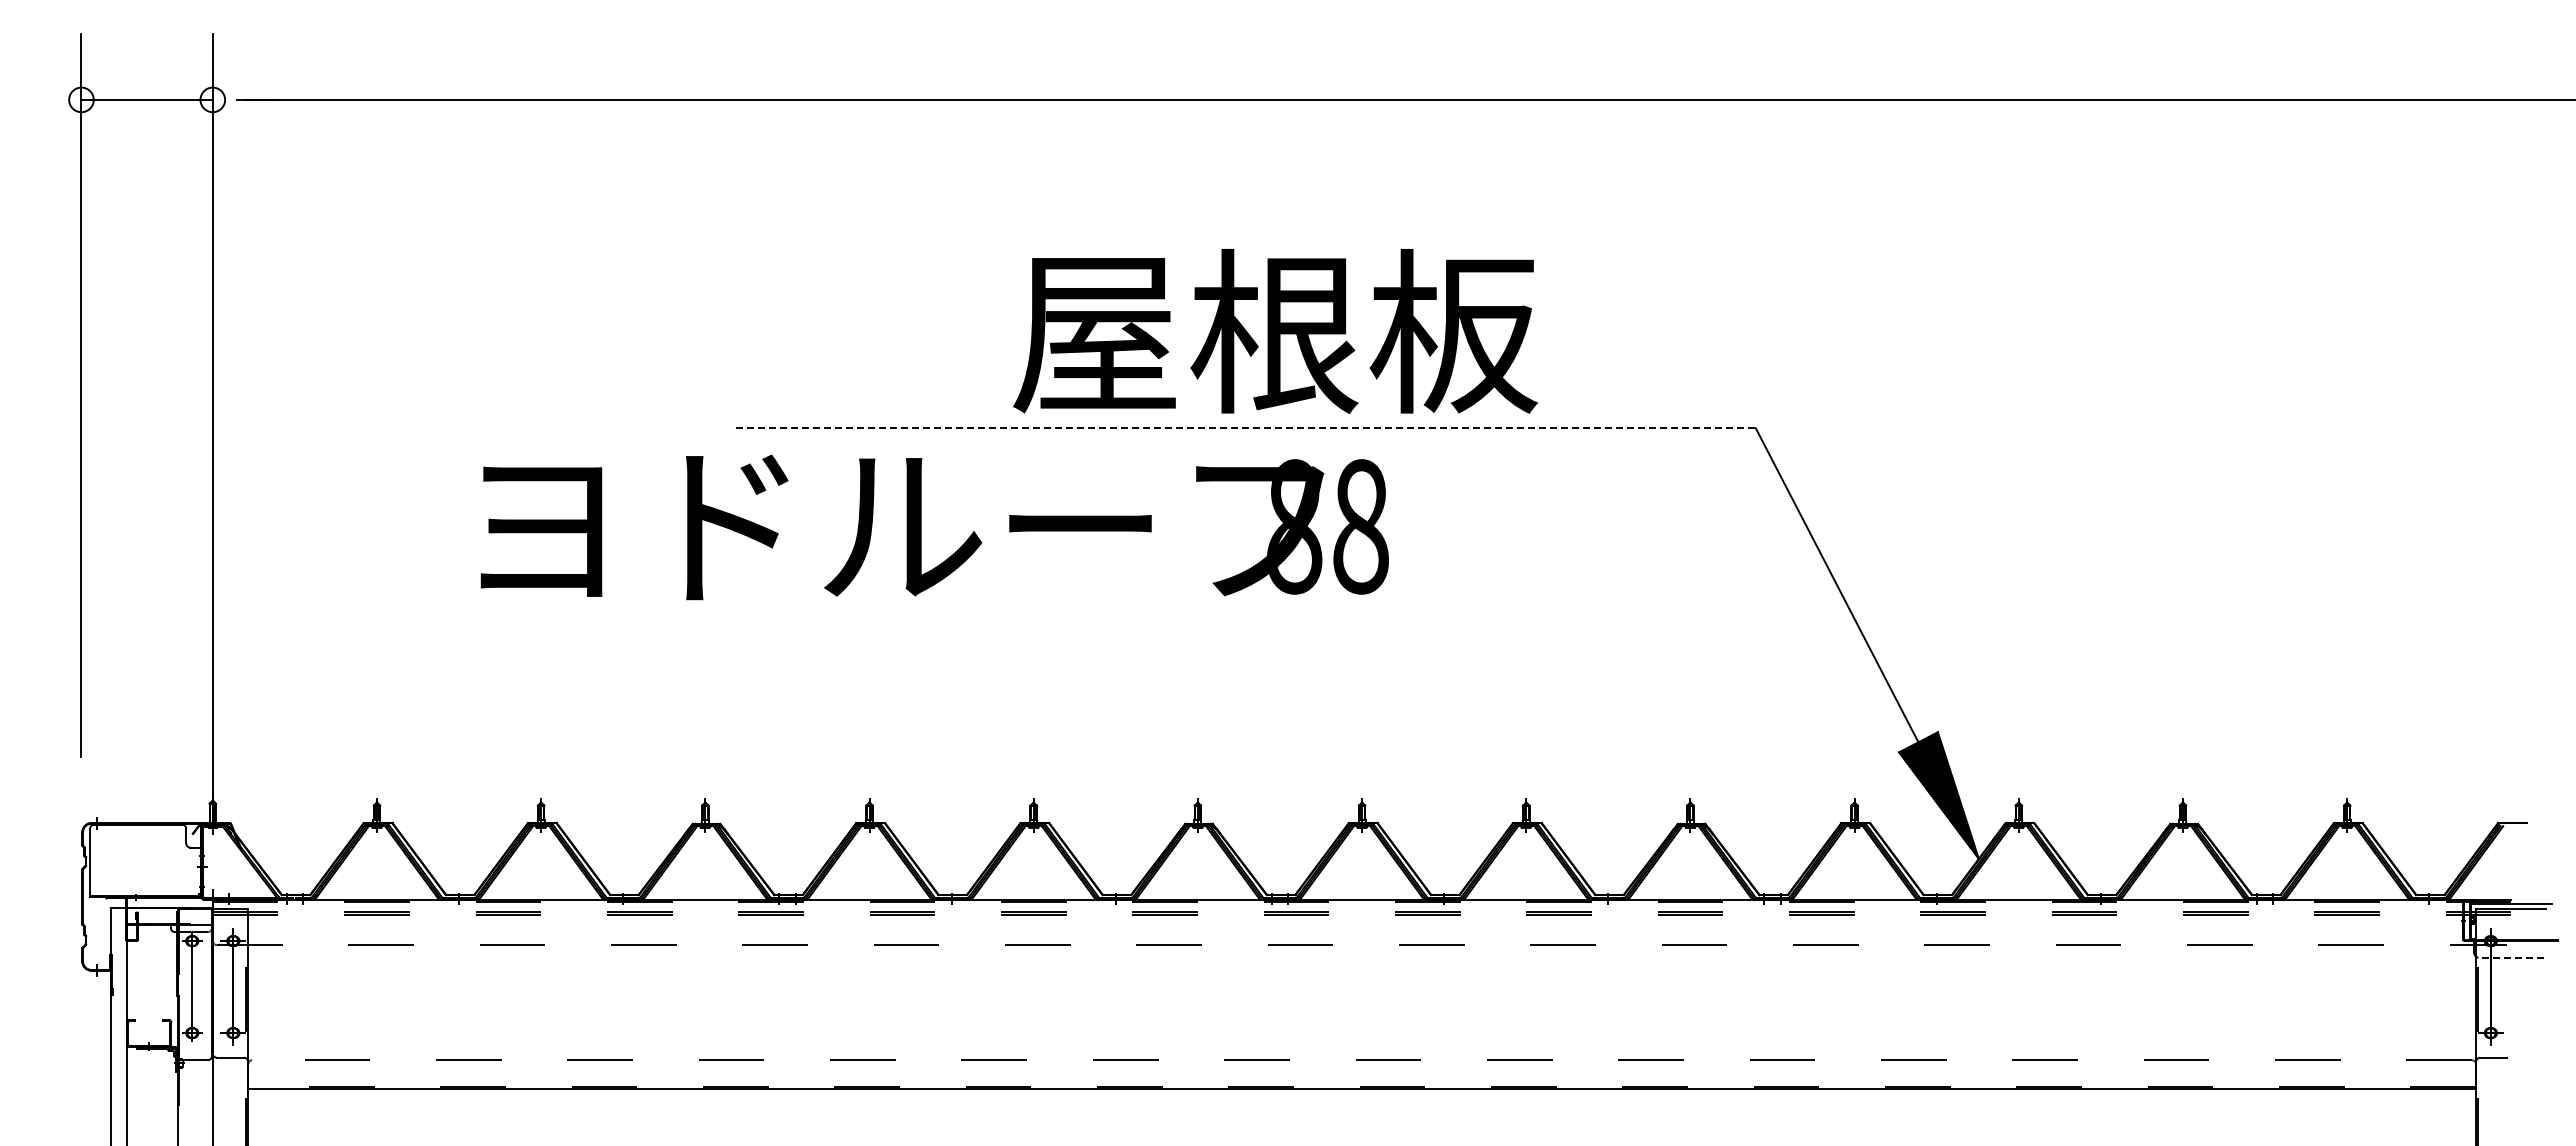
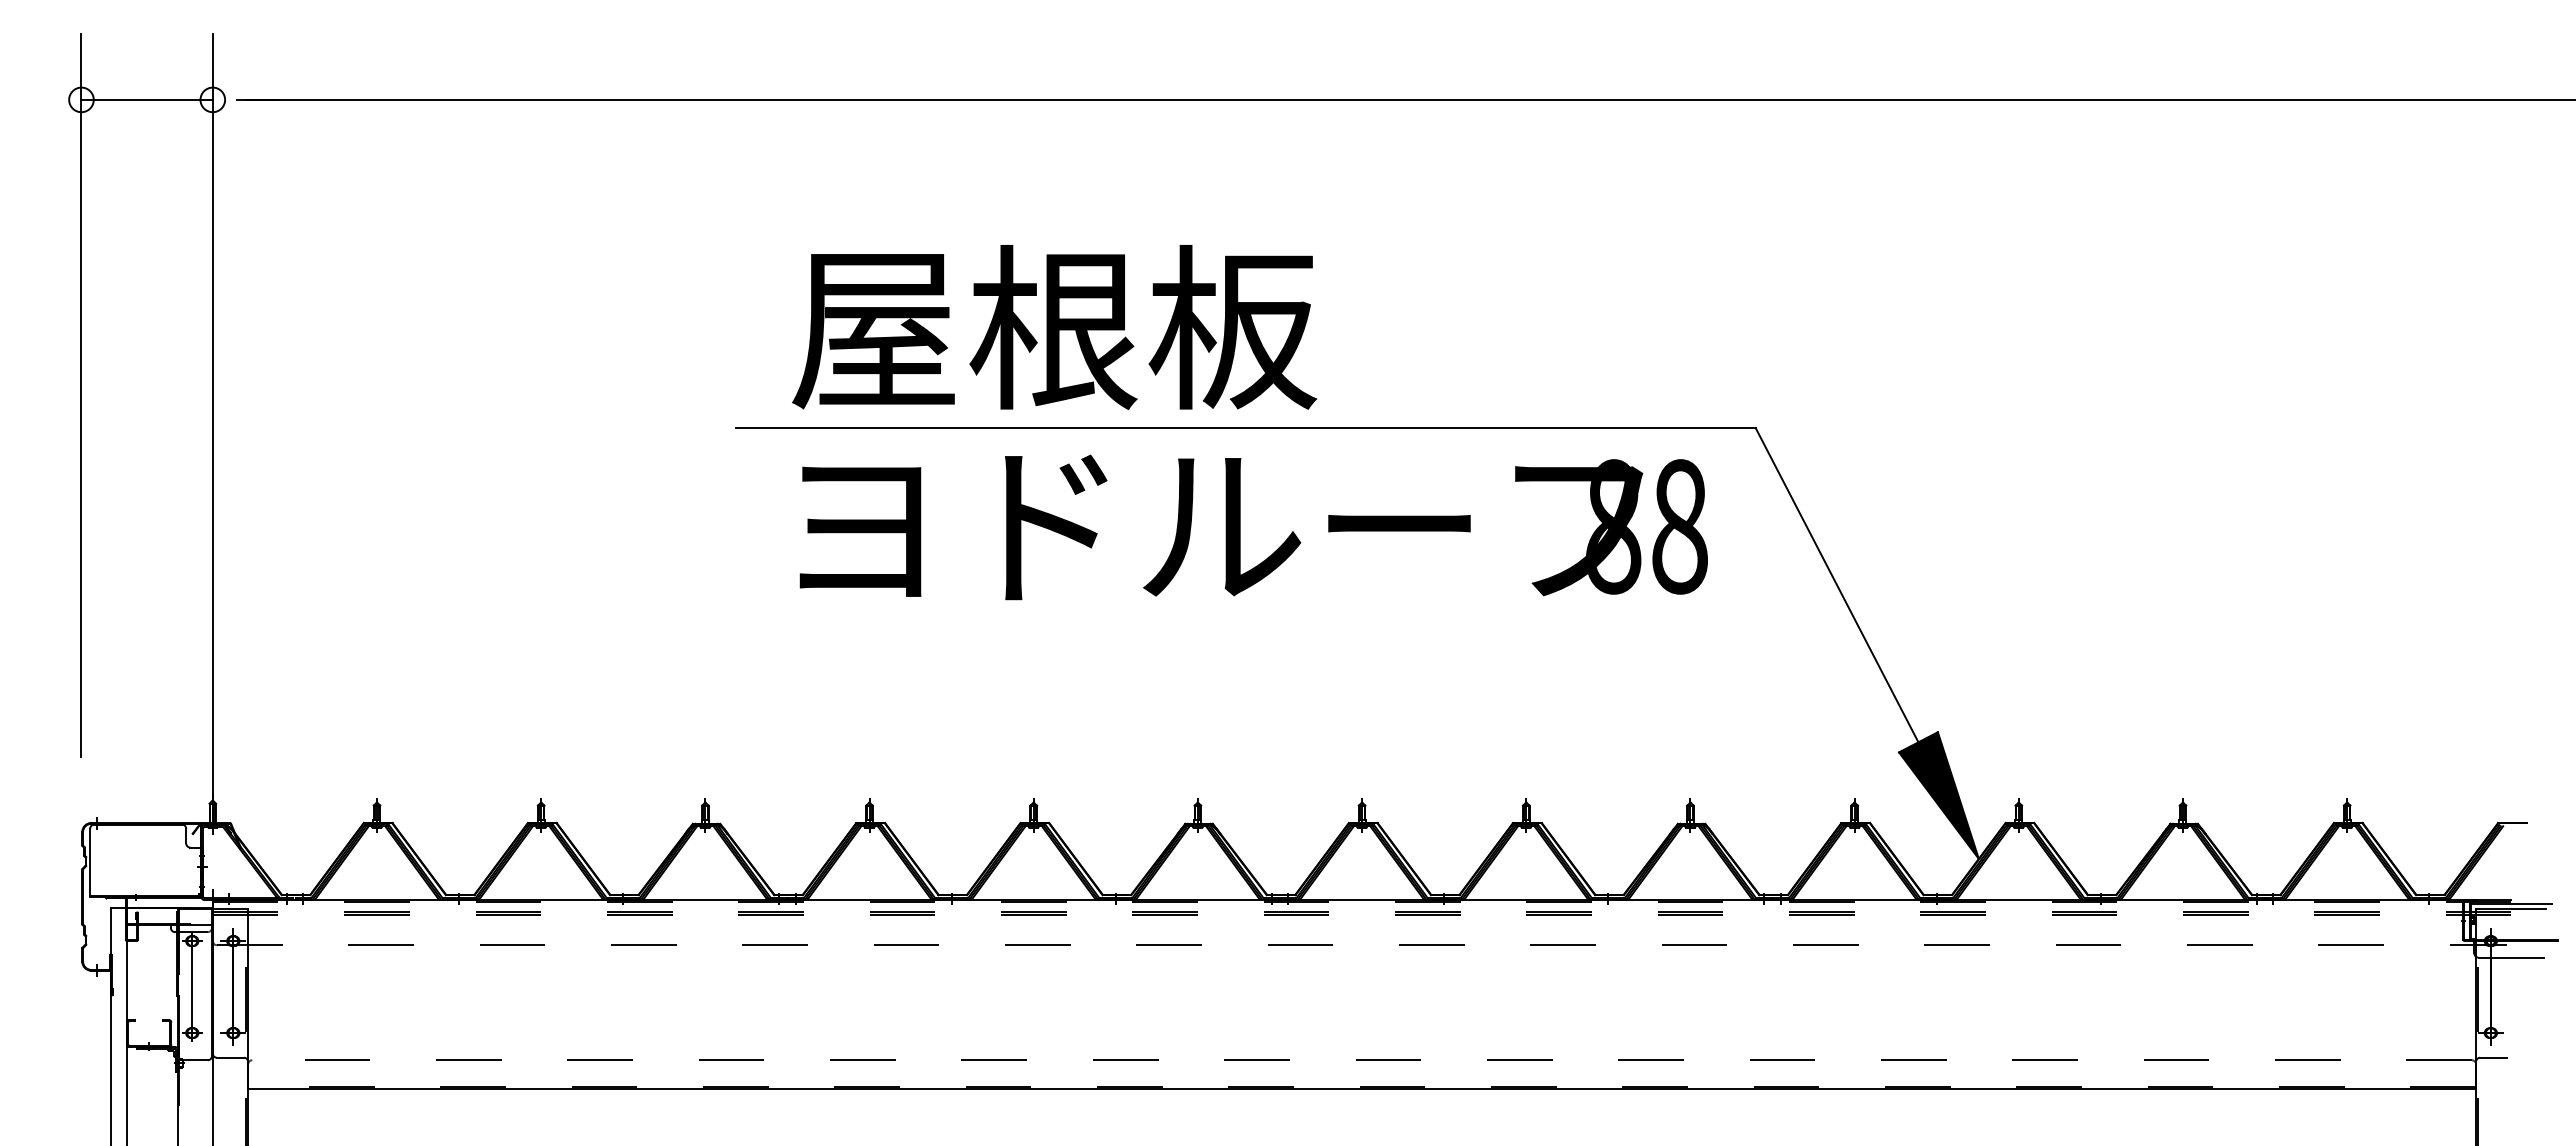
text position: (1275, 331) -> (1054, 327) (1054, 327)
line: dashed -> solid (1246, 428)
text position: (934, 527) -> (1253, 527) (1253, 527)
line: dashed -> solid (2511, 957)
